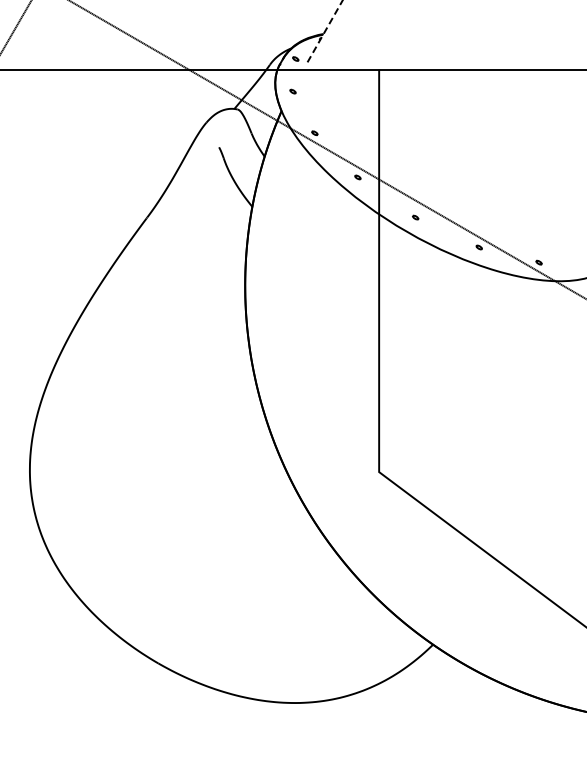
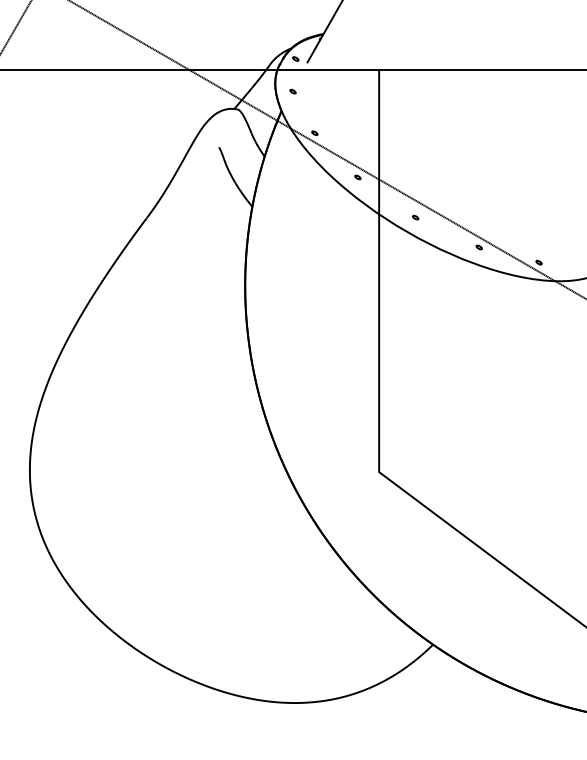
line: dashed -> solid (325, 31)
